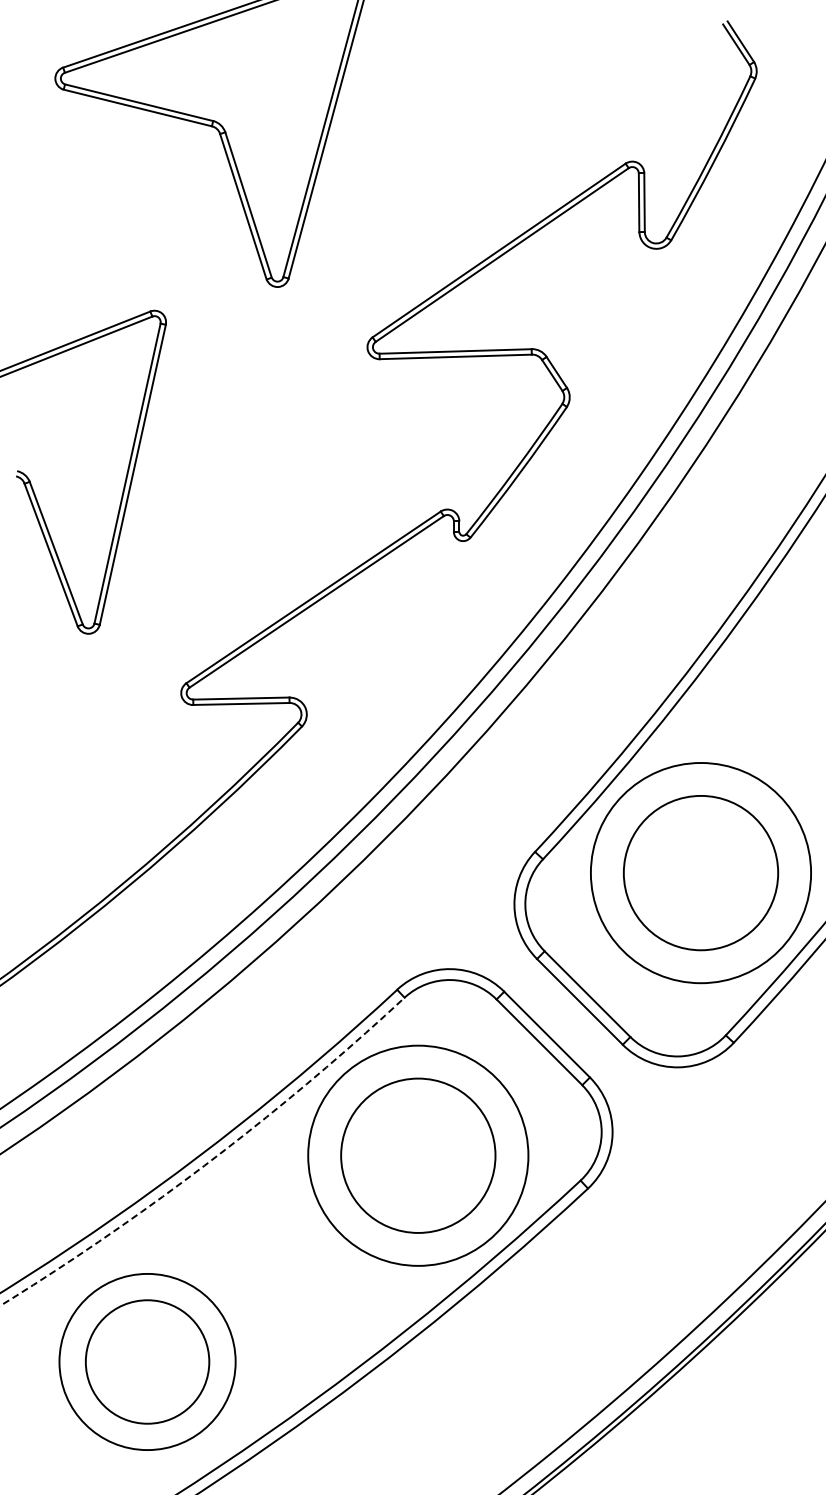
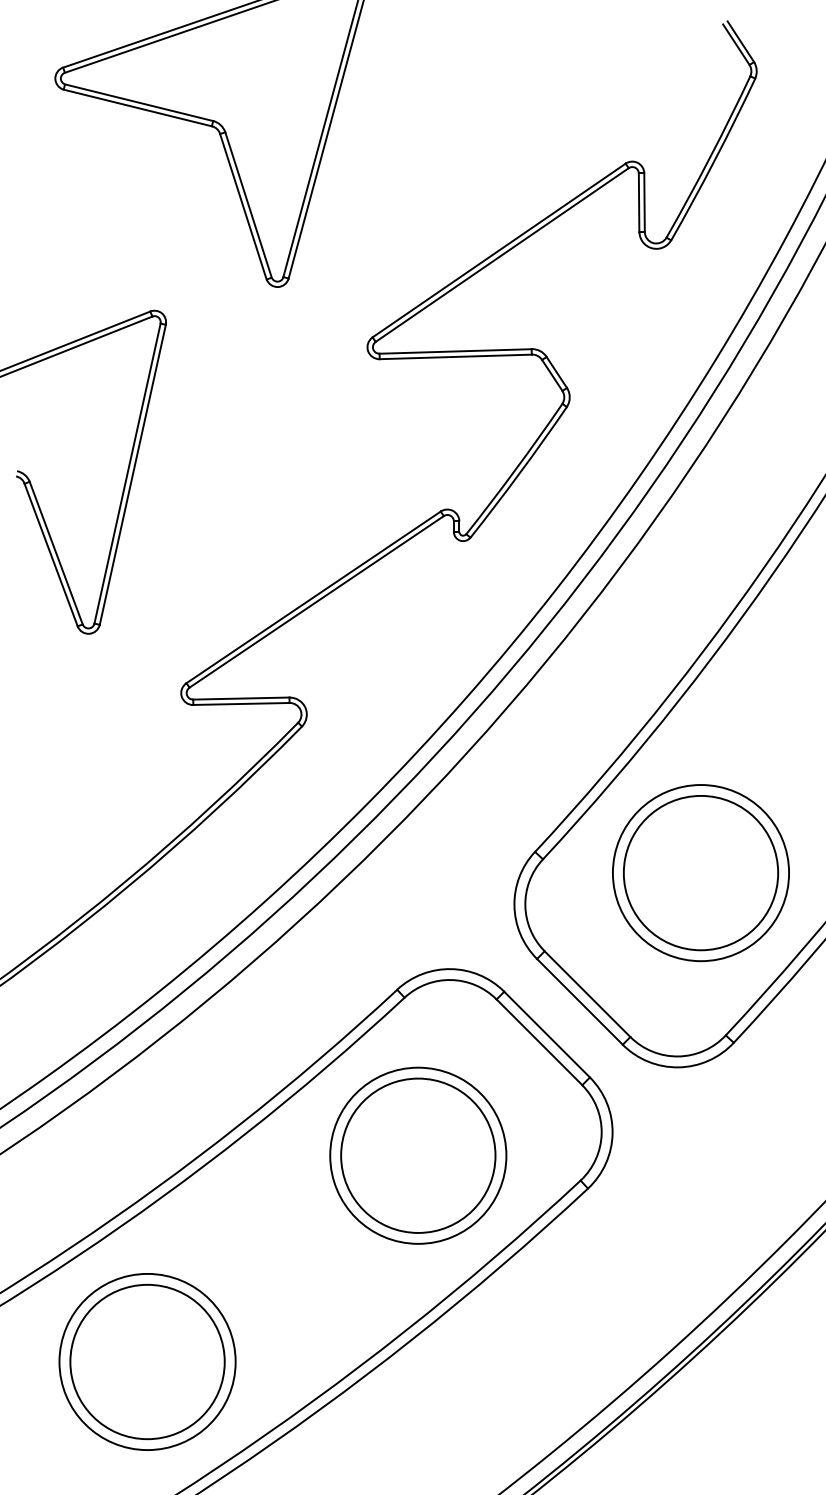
circle diameter: 220 px -> 176 px (700, 873)
circle diameter: 220 px -> 176 px (418, 1155)
arc: dashed -> solid (209, 1162)
circle diameter: 123 px -> 154 px (147, 1361)
